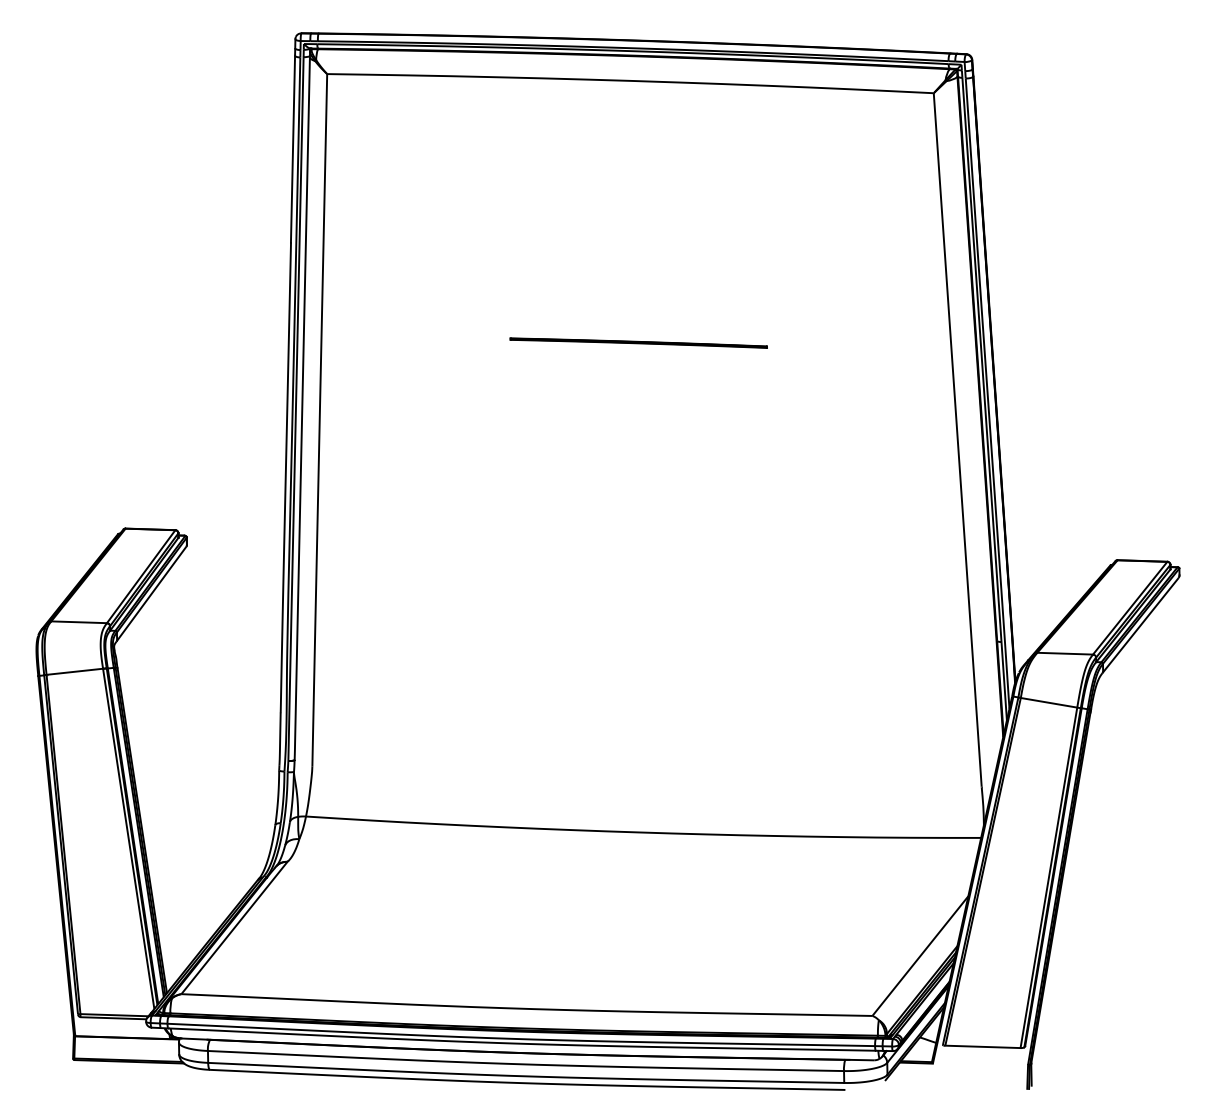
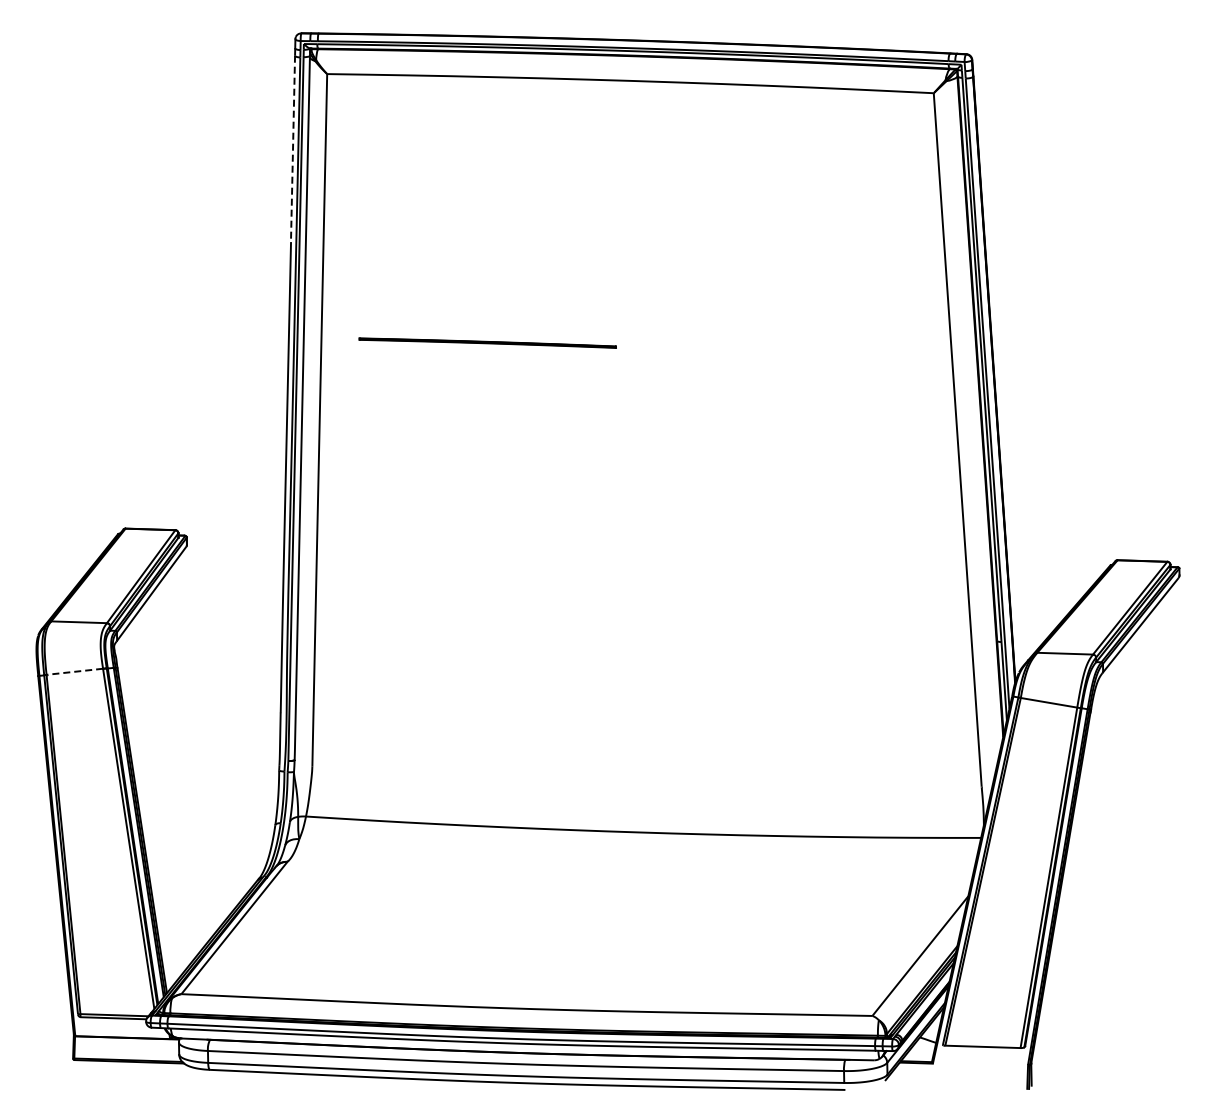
line: solid -> dashed (293, 149)
part position: (638, 342) -> (487, 342) (487, 342)
line: solid -> dashed (74, 671)
